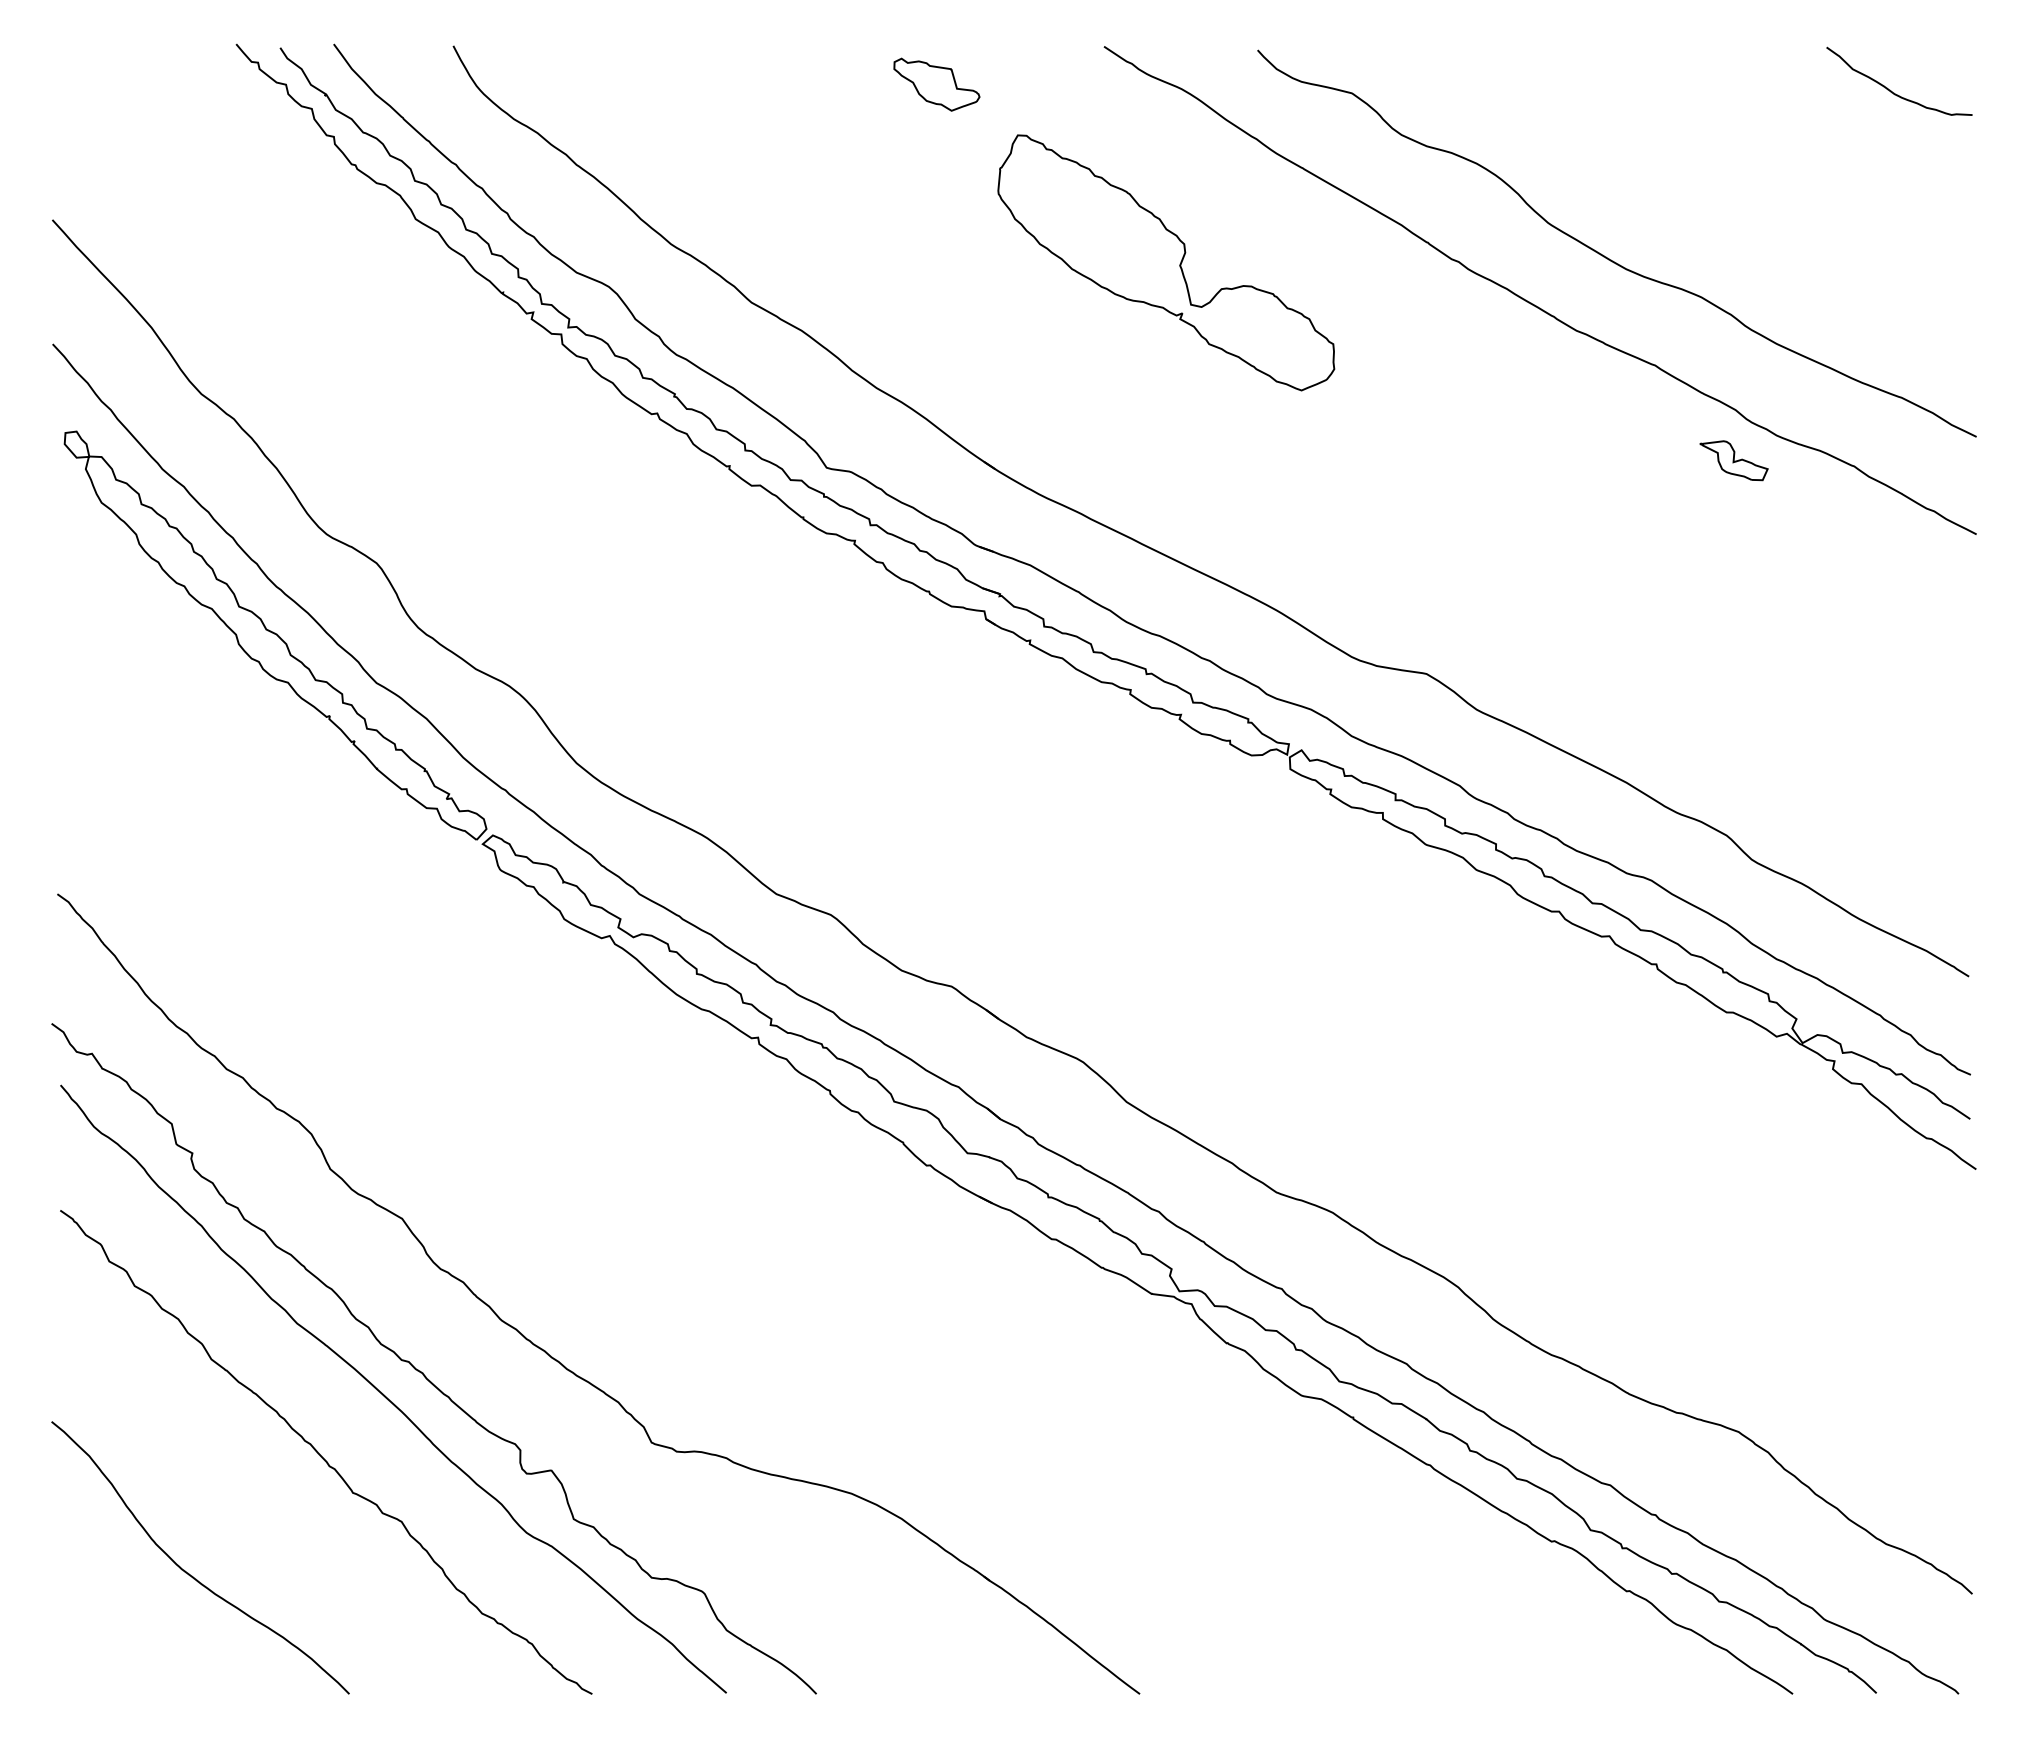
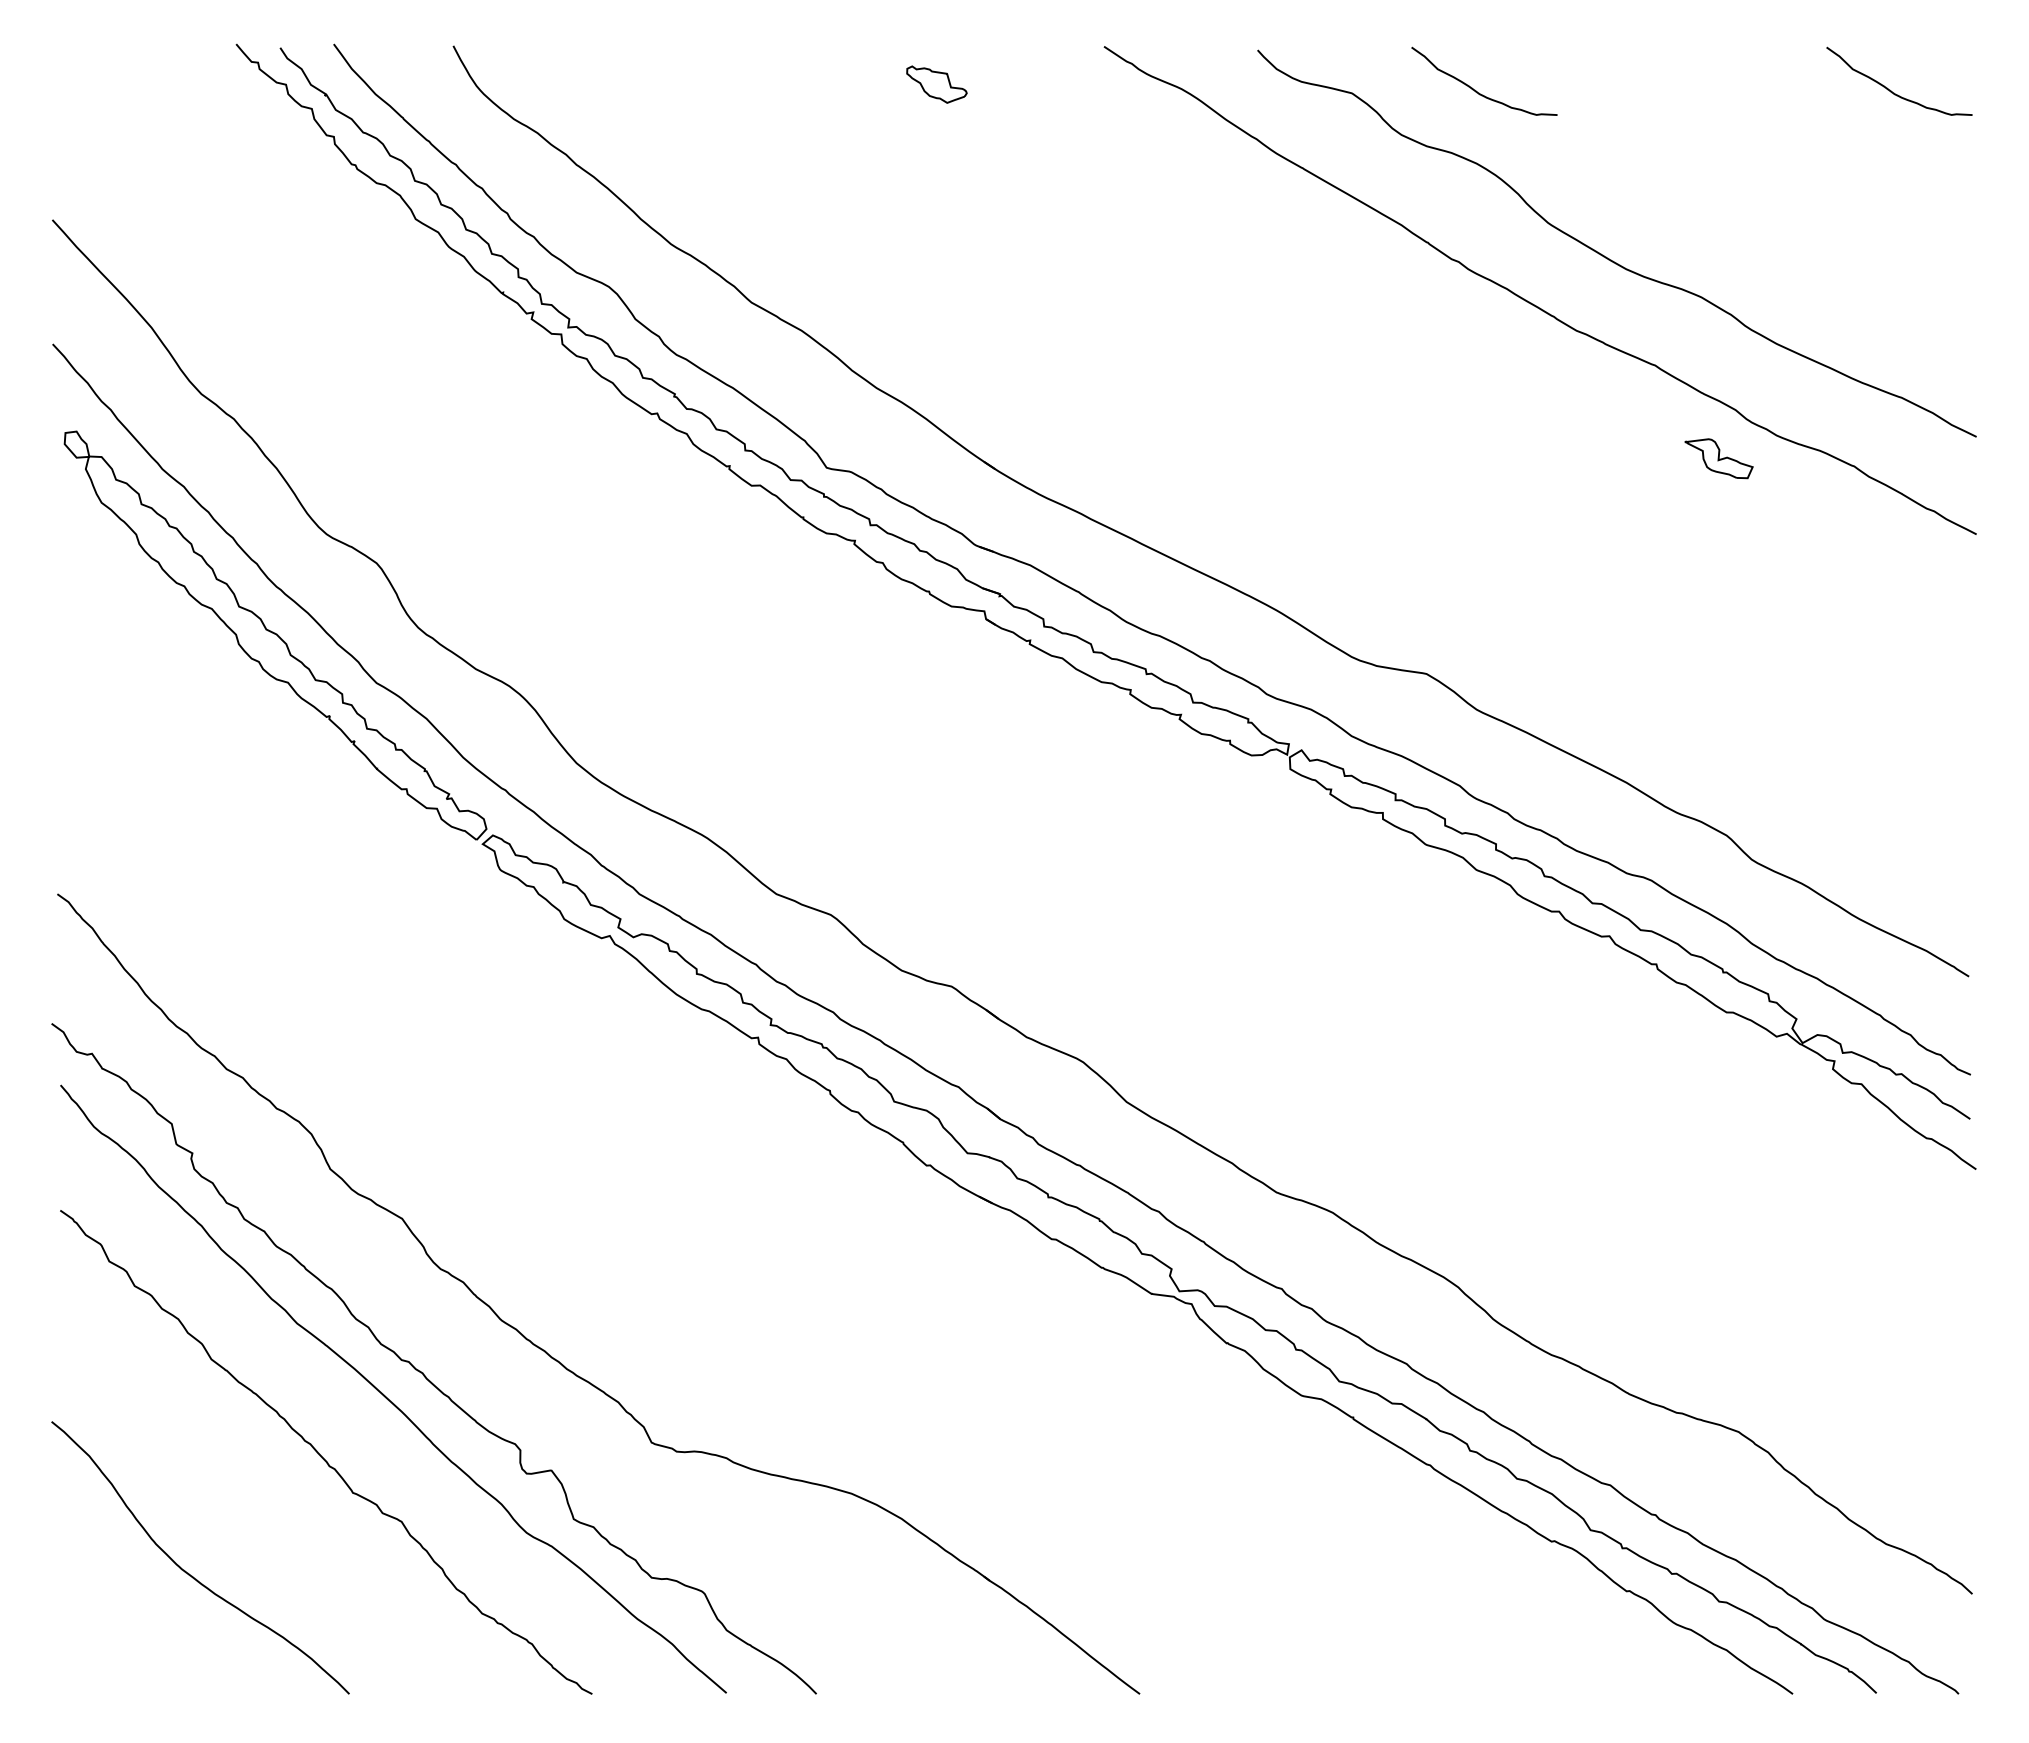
part size: 88x55 px -> 62x39 px (936, 84)
curve: none -> present (1476, 90)
part: present -> none (1166, 262)
part position: (1733, 460) -> (1718, 458) (1718, 458)
